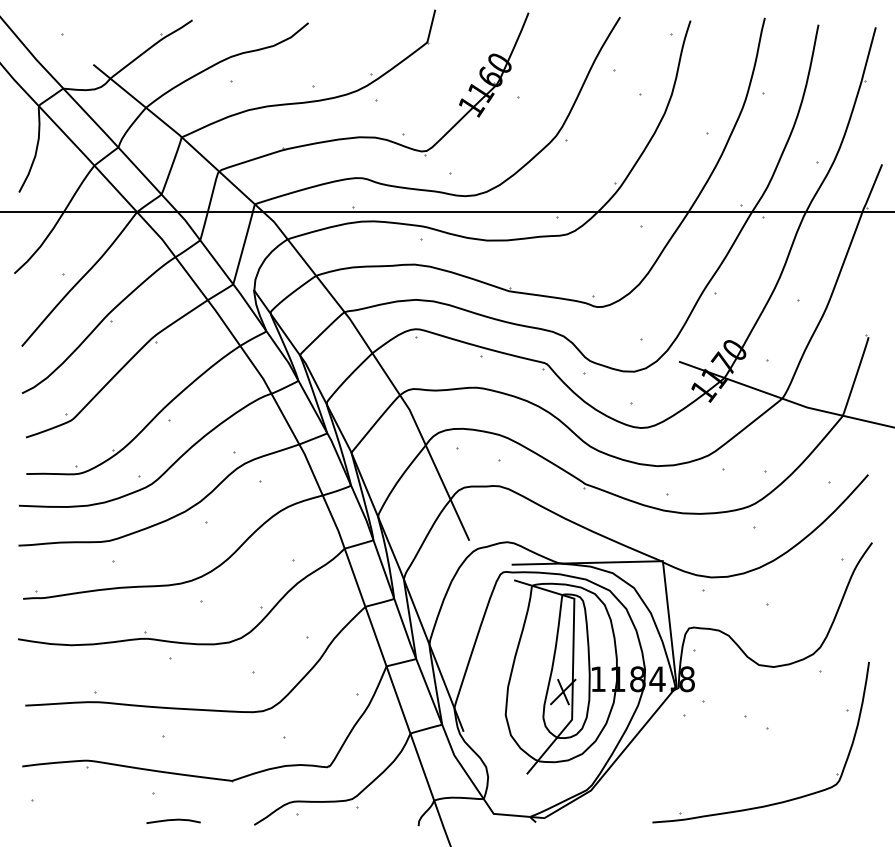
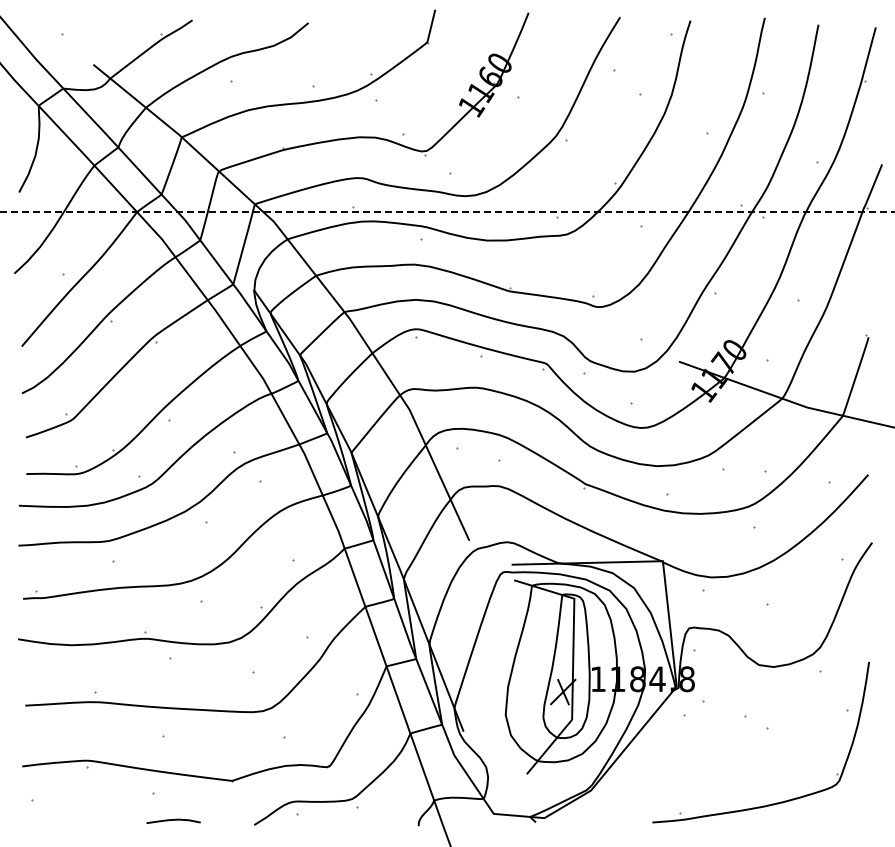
line: solid -> dashed (447, 212)
